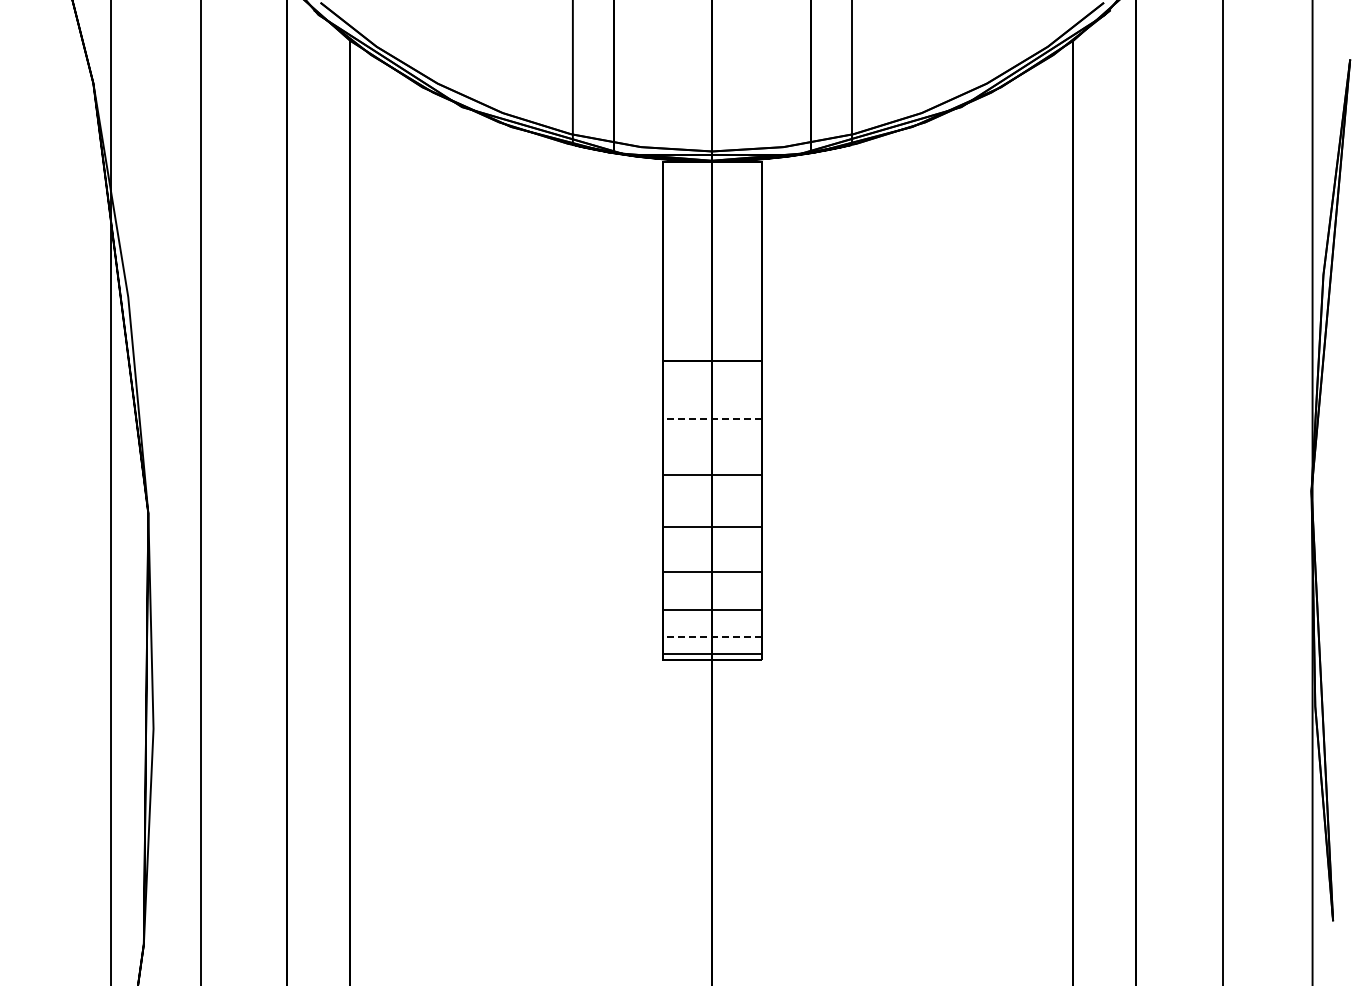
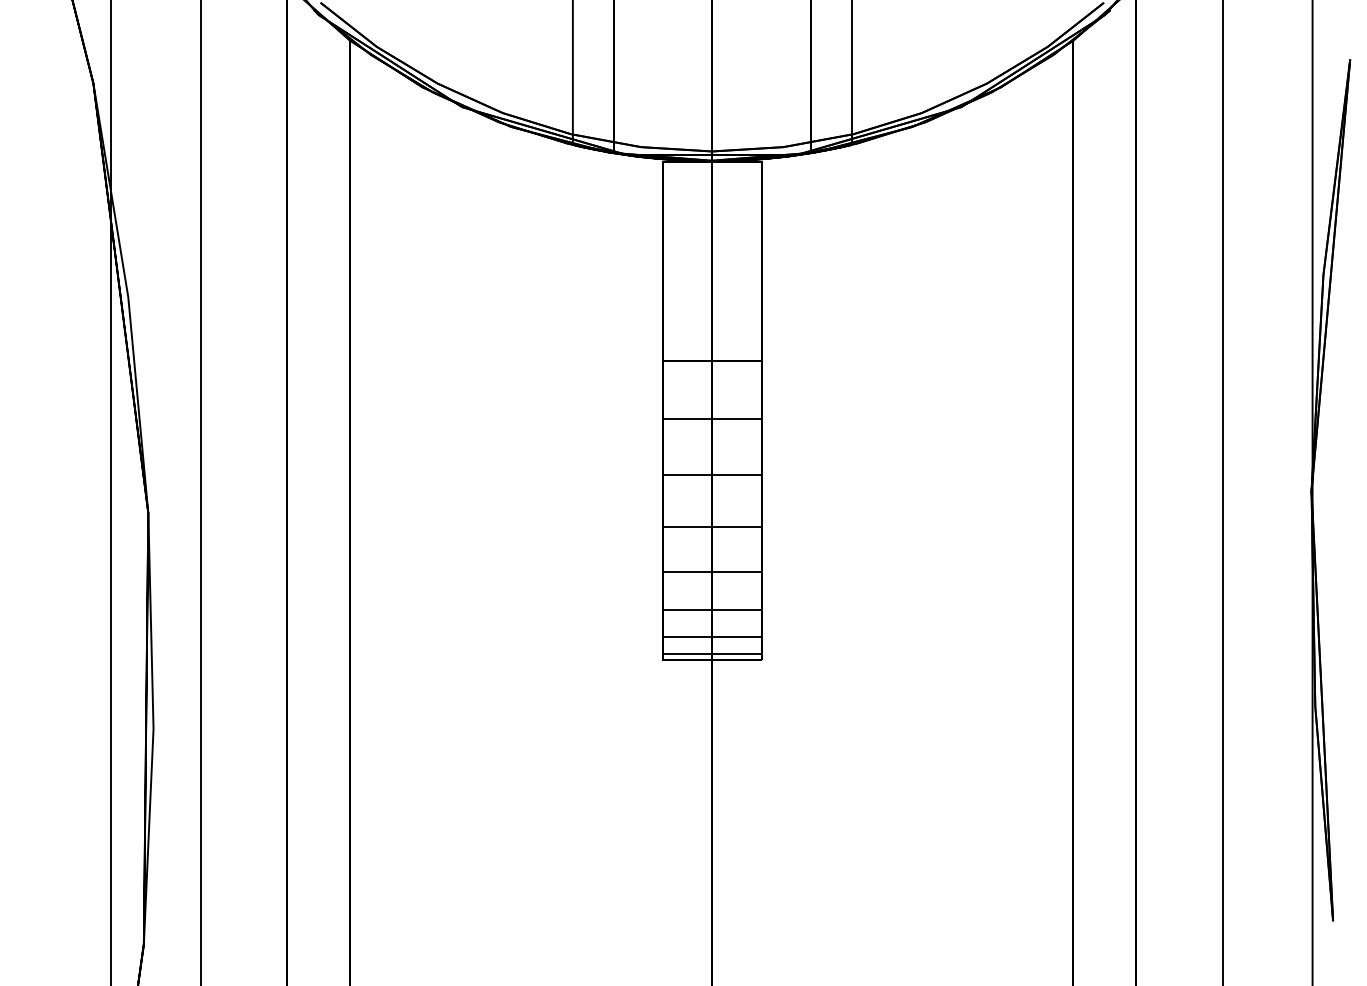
line: dashed -> solid (712, 419)
line: dashed -> solid (712, 637)
